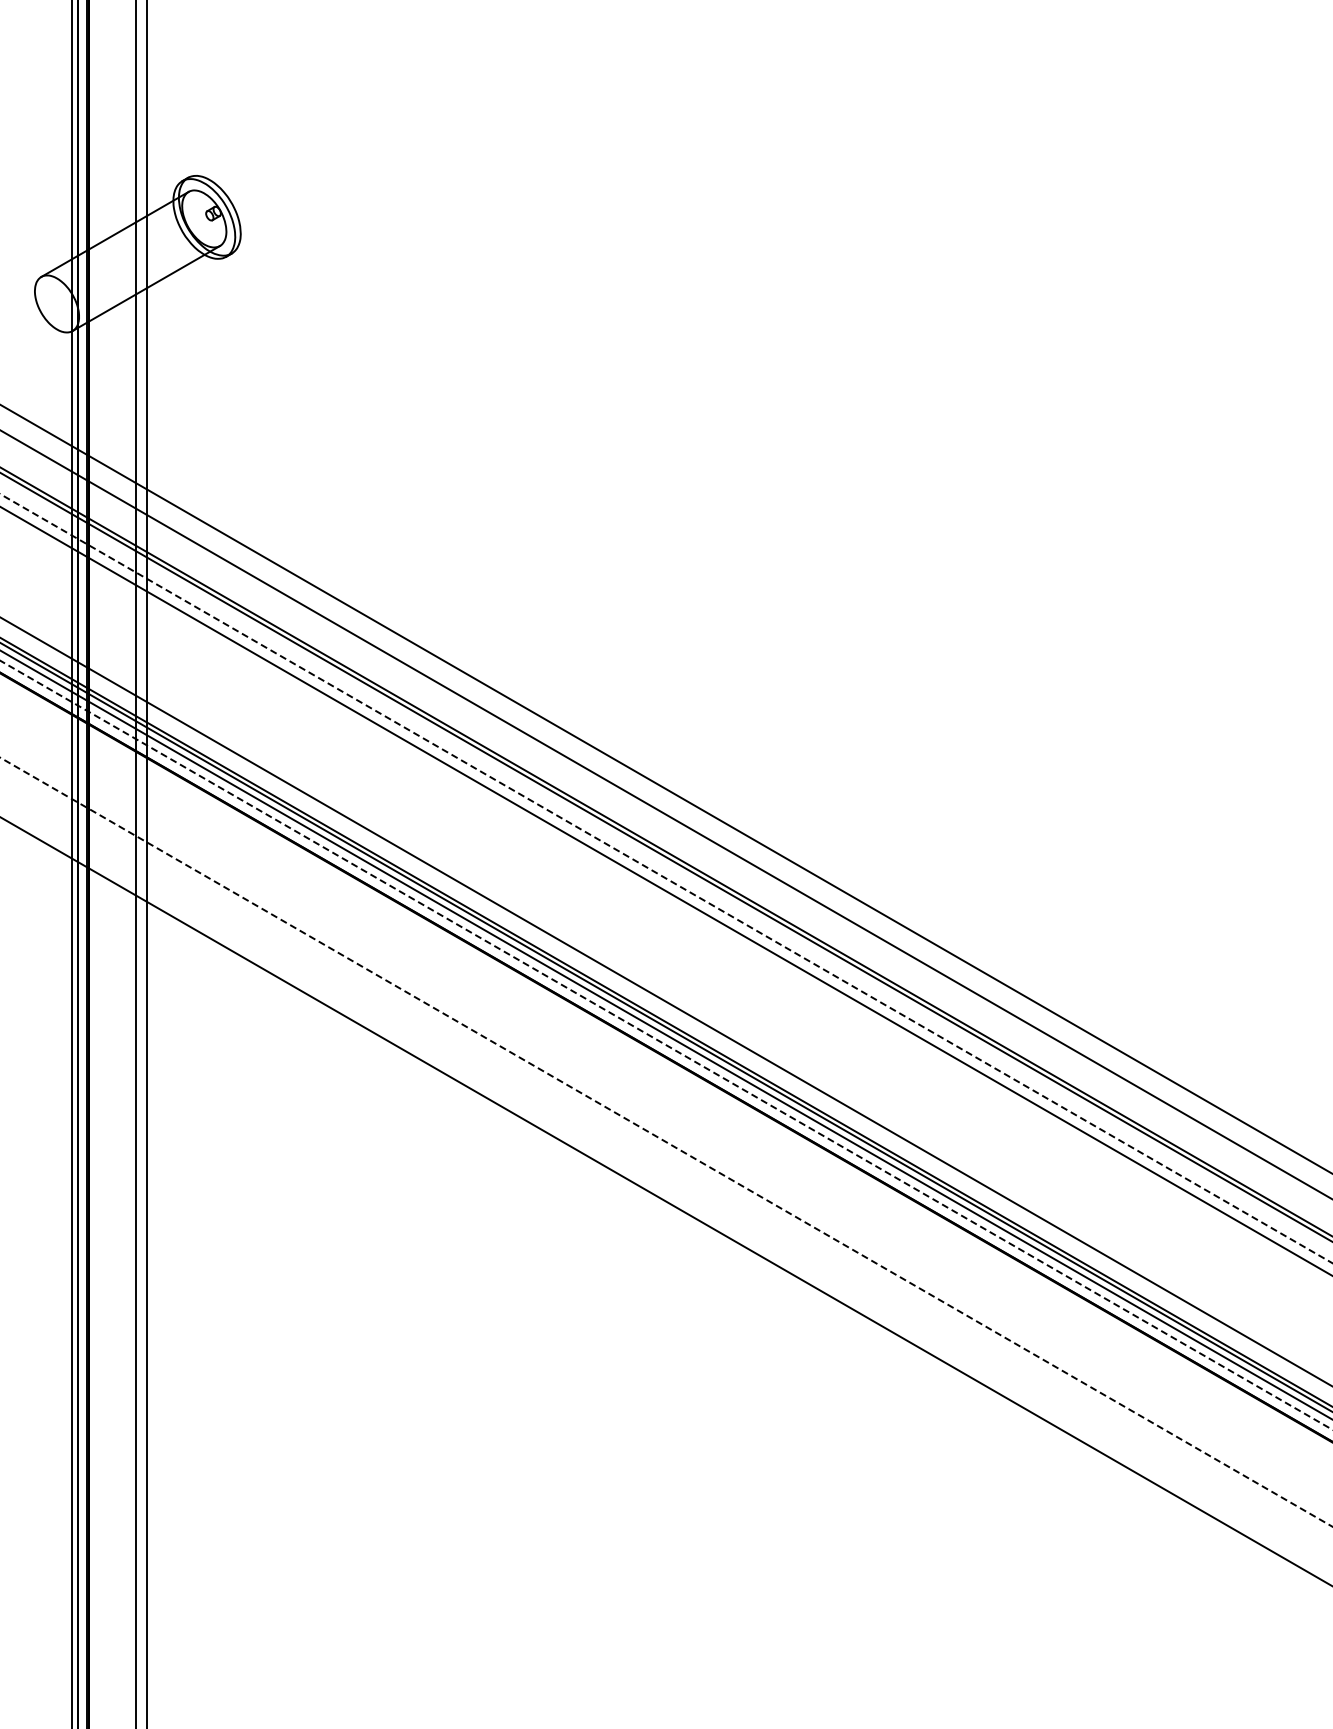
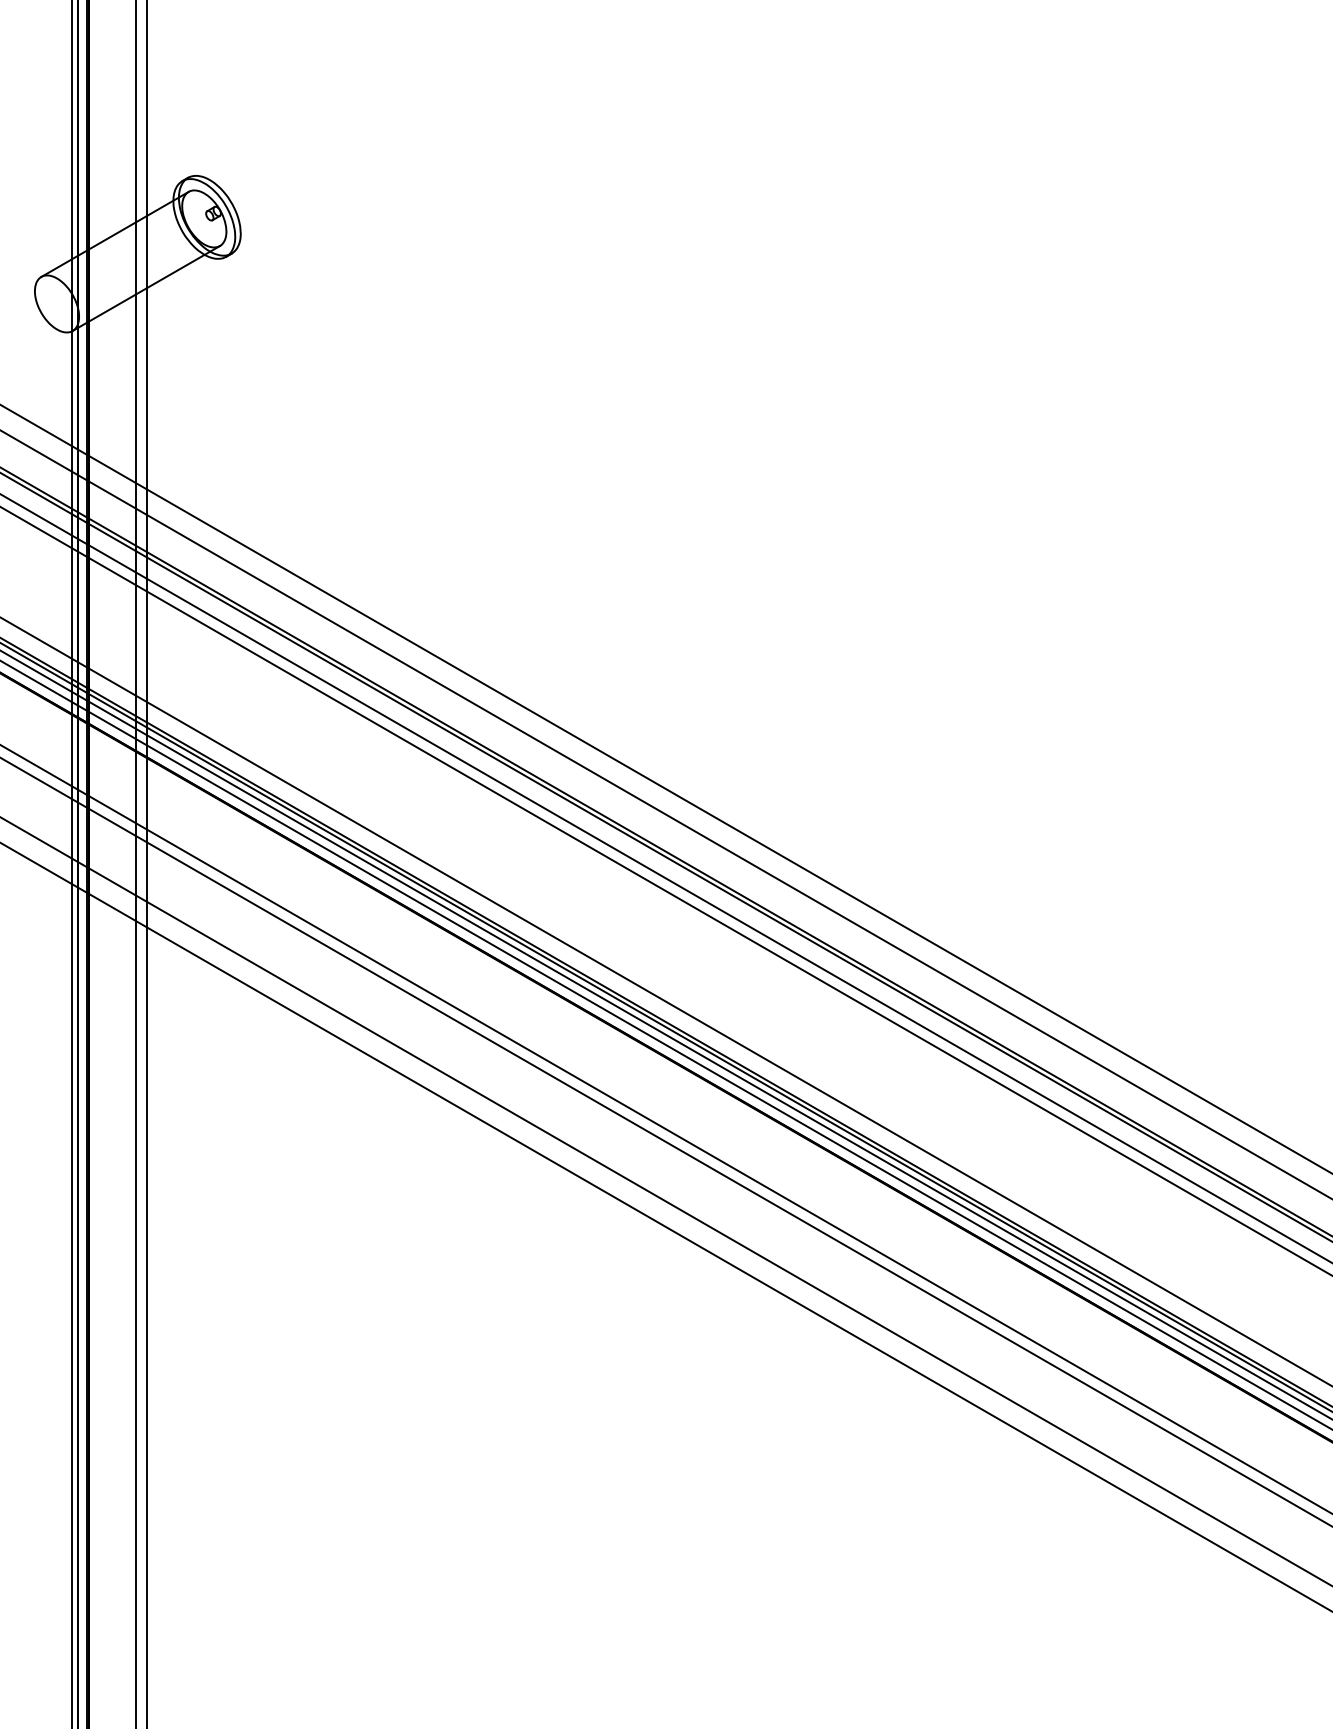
line: dashed -> solid (666, 878)
line: dashed -> solid (666, 1045)
line: none -> present (665, 1128)
line: dashed -> solid (666, 1142)
line: none -> present (665, 1226)
